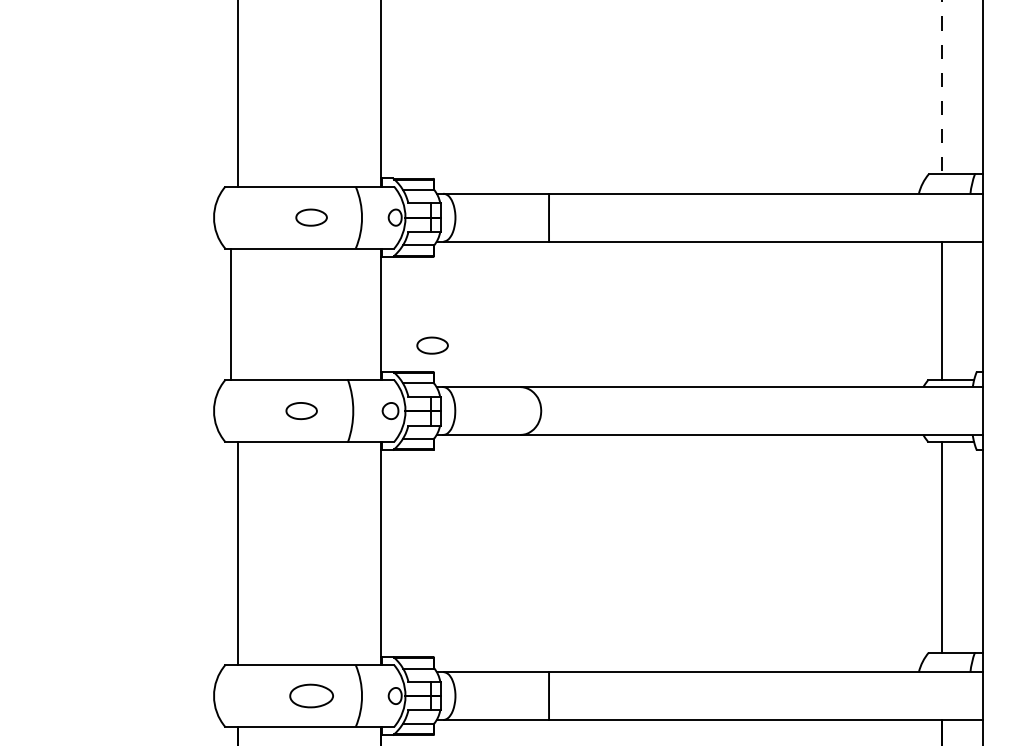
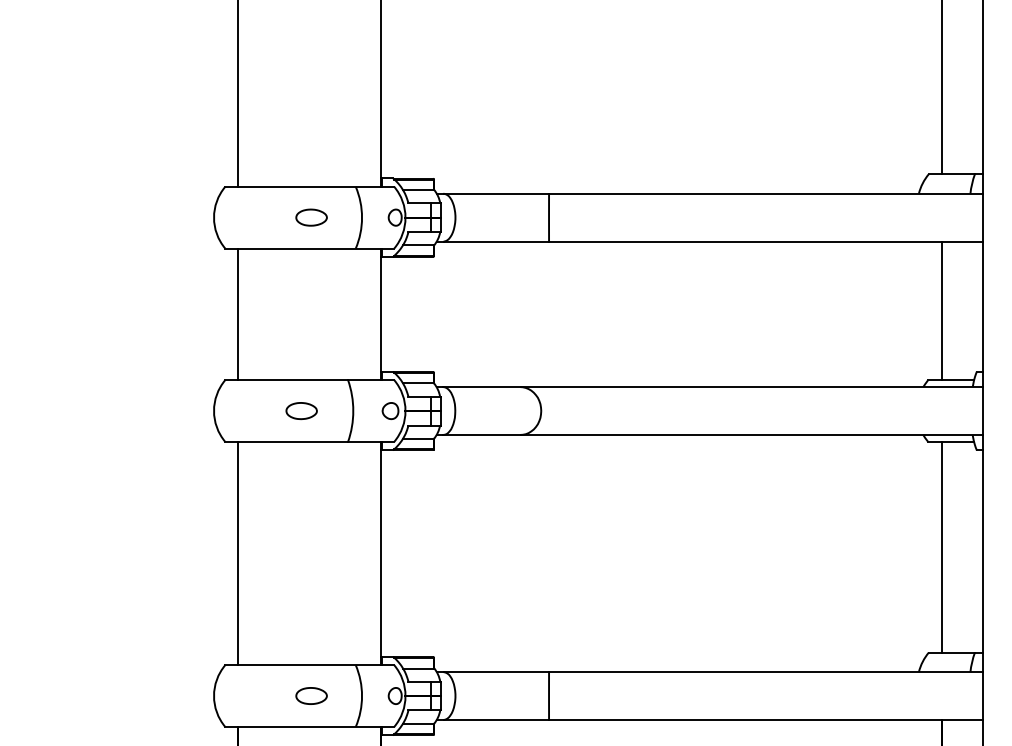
line: dashed -> solid (941, 87)
line position: (231, 314) -> (238, 314) (238, 314)
part: present -> none (432, 345)
part size: 45x26 px -> 33x18 px (311, 695)
